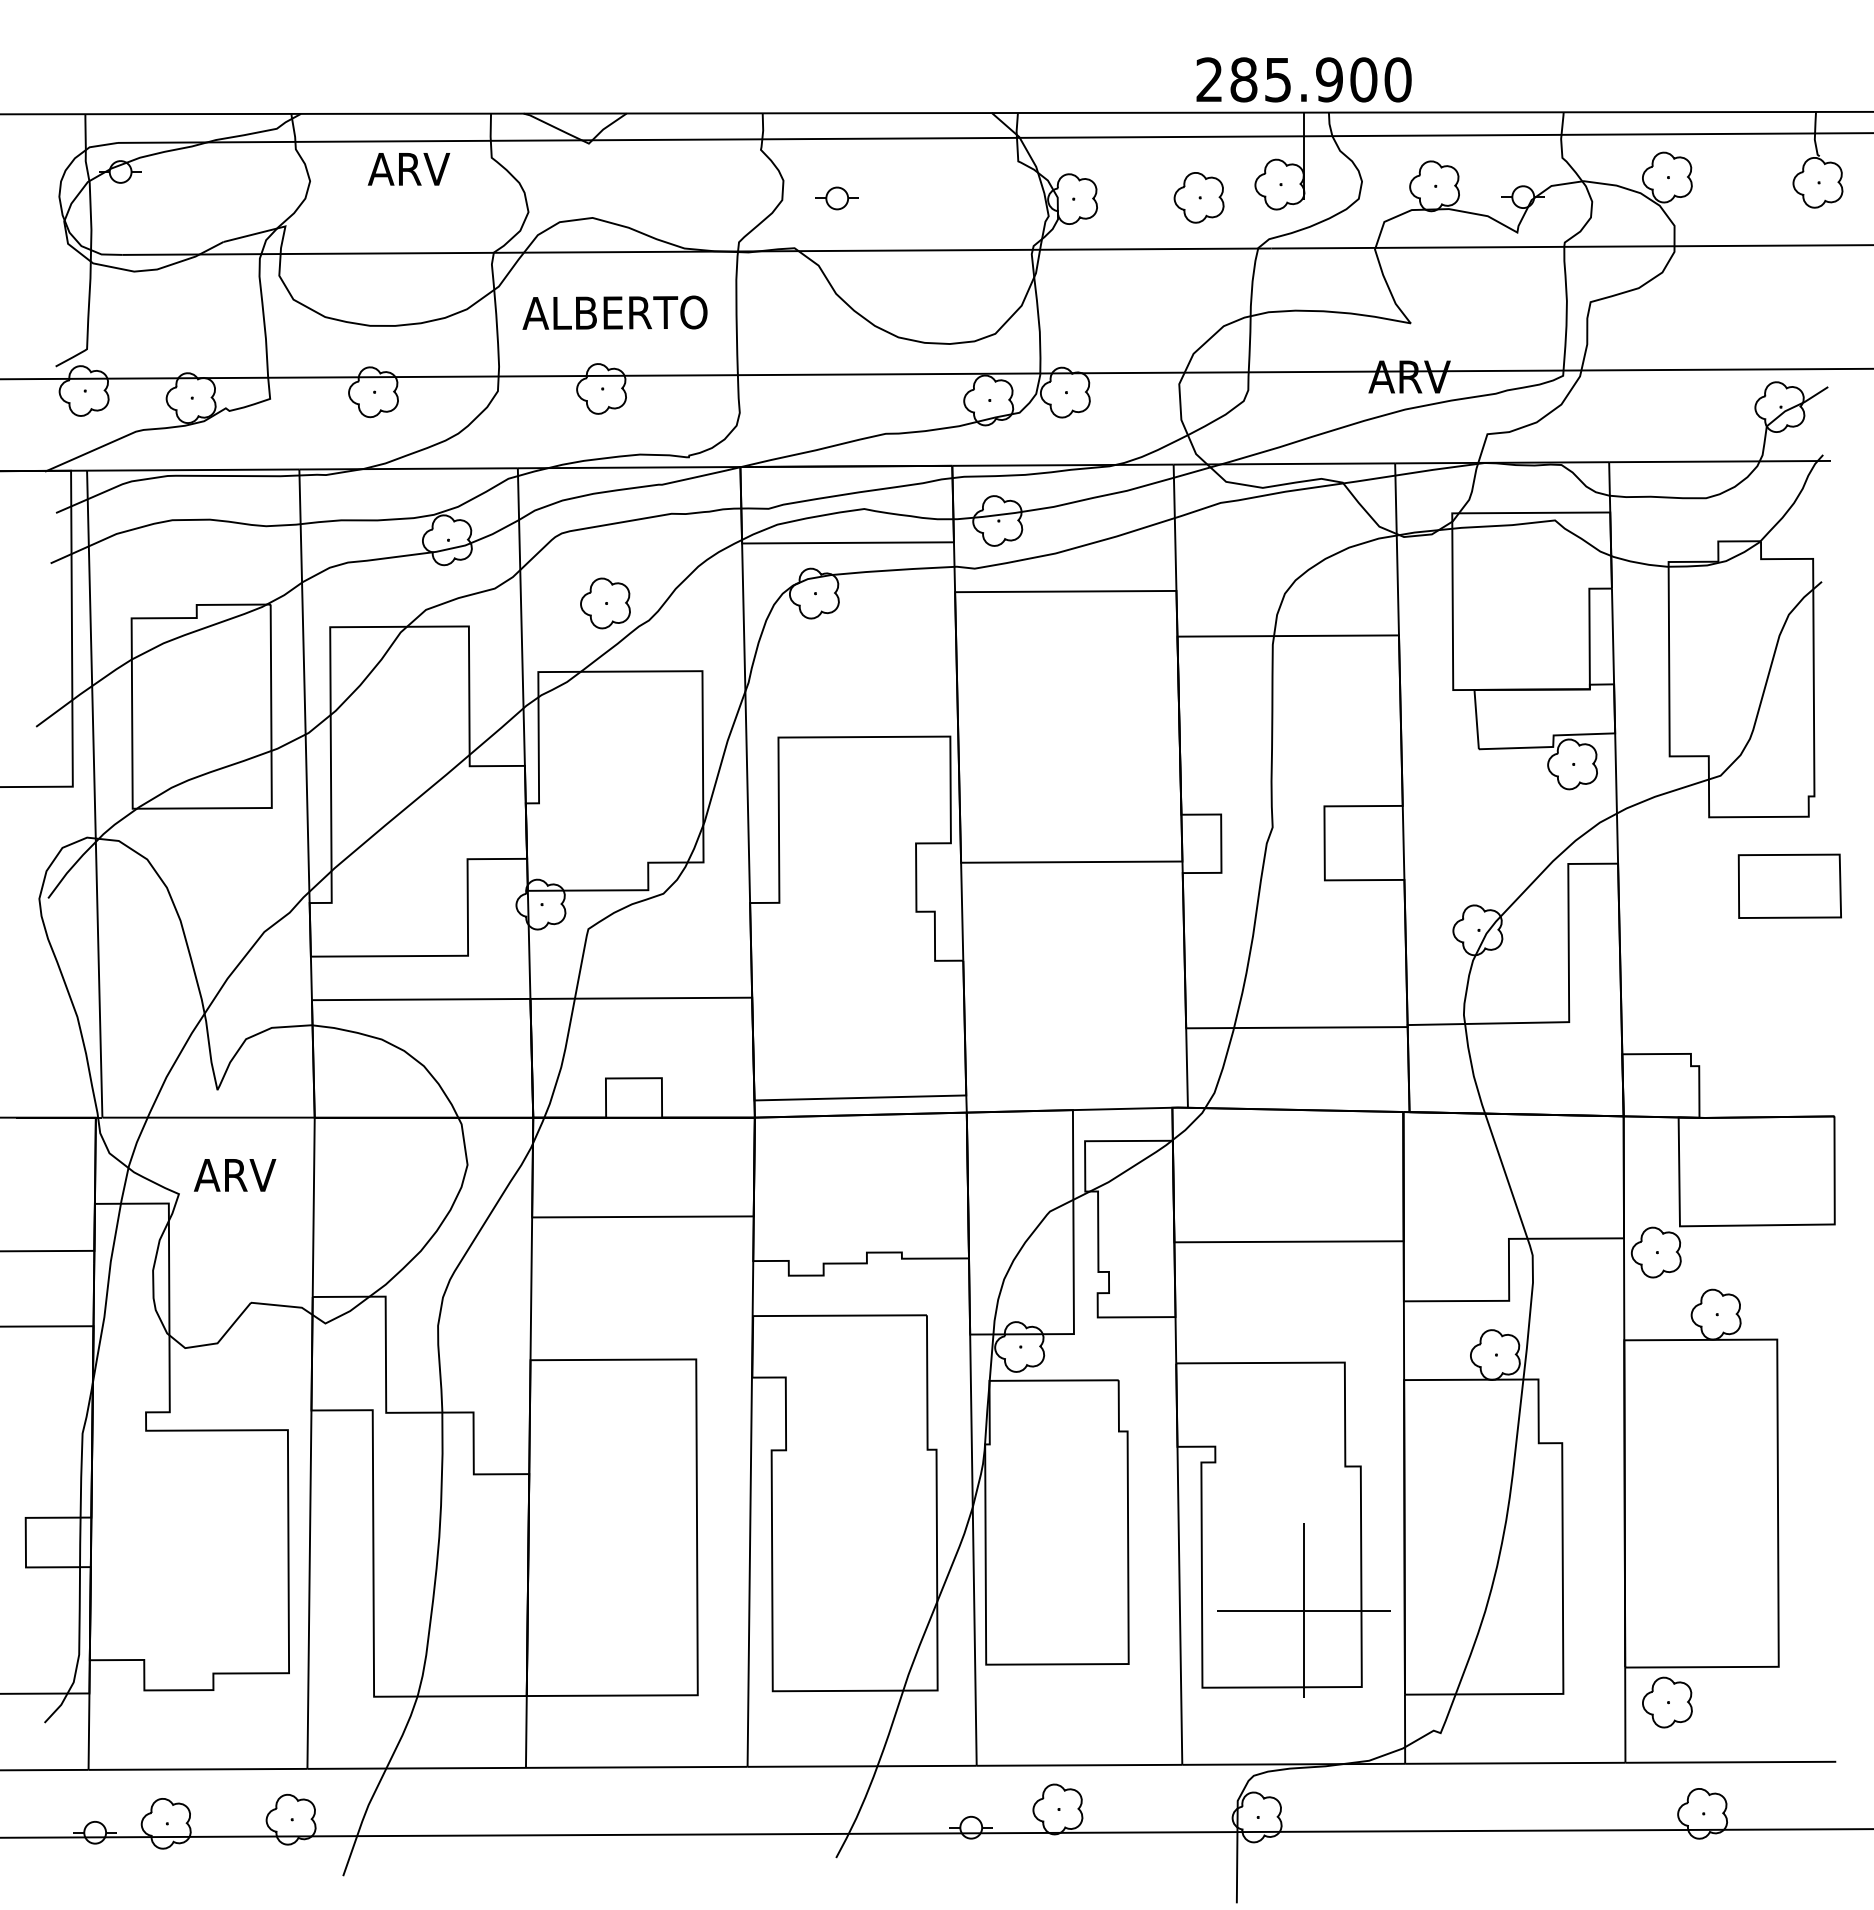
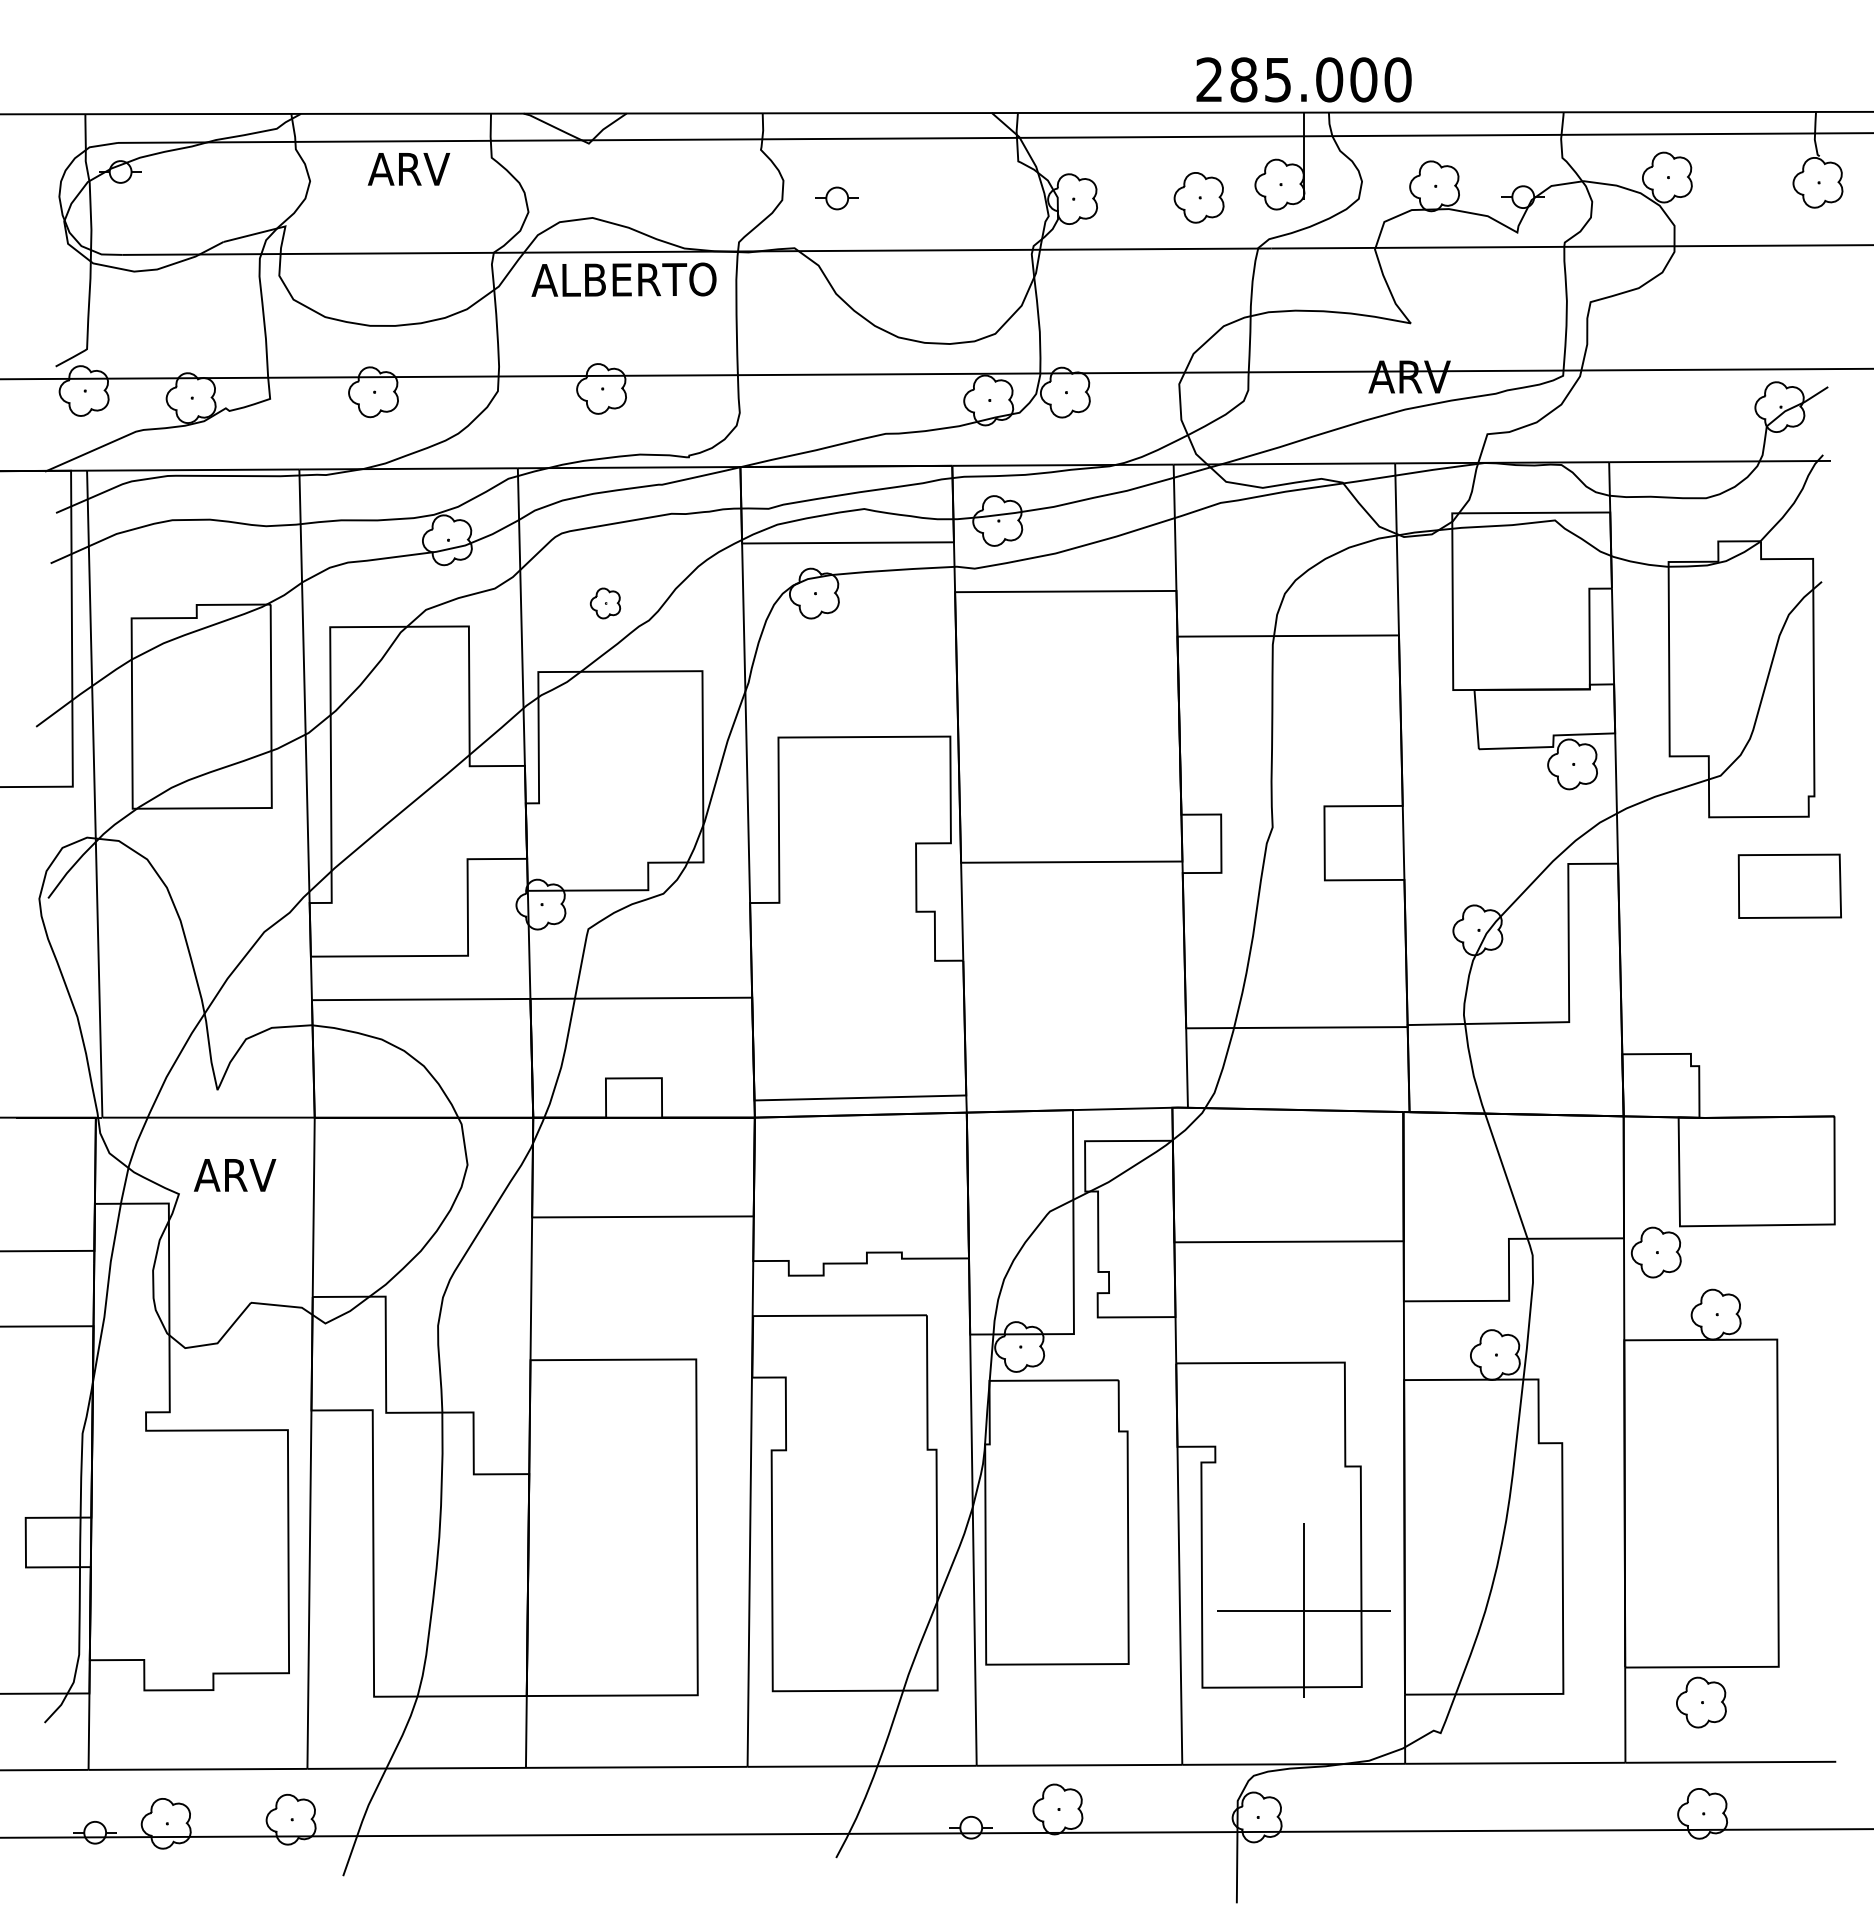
text: 285.900 -> 285.000 (1329, 79)
text position: (614, 312) -> (623, 279) (623, 279)
part size: 51x53 px -> 33x33 px (605, 603)
part position: (1667, 1702) -> (1701, 1702) (1701, 1702)
